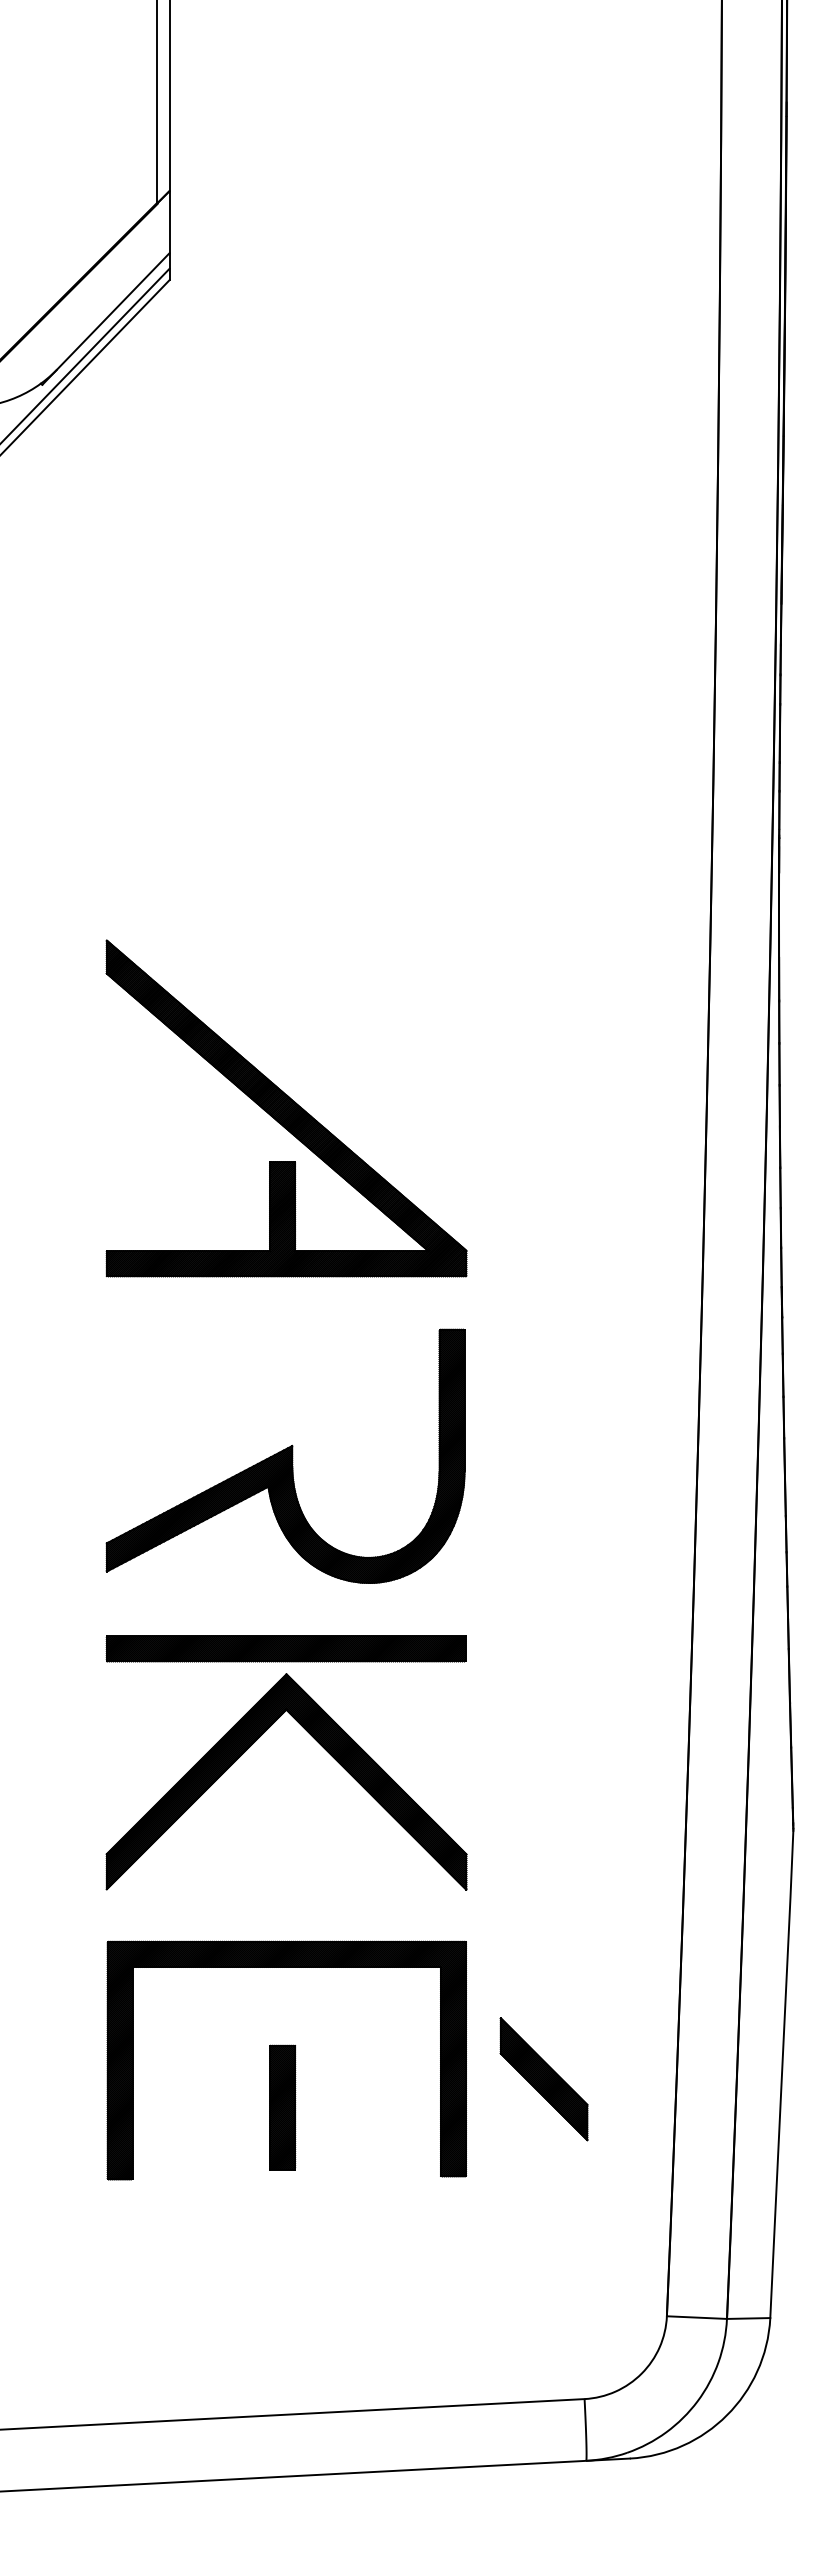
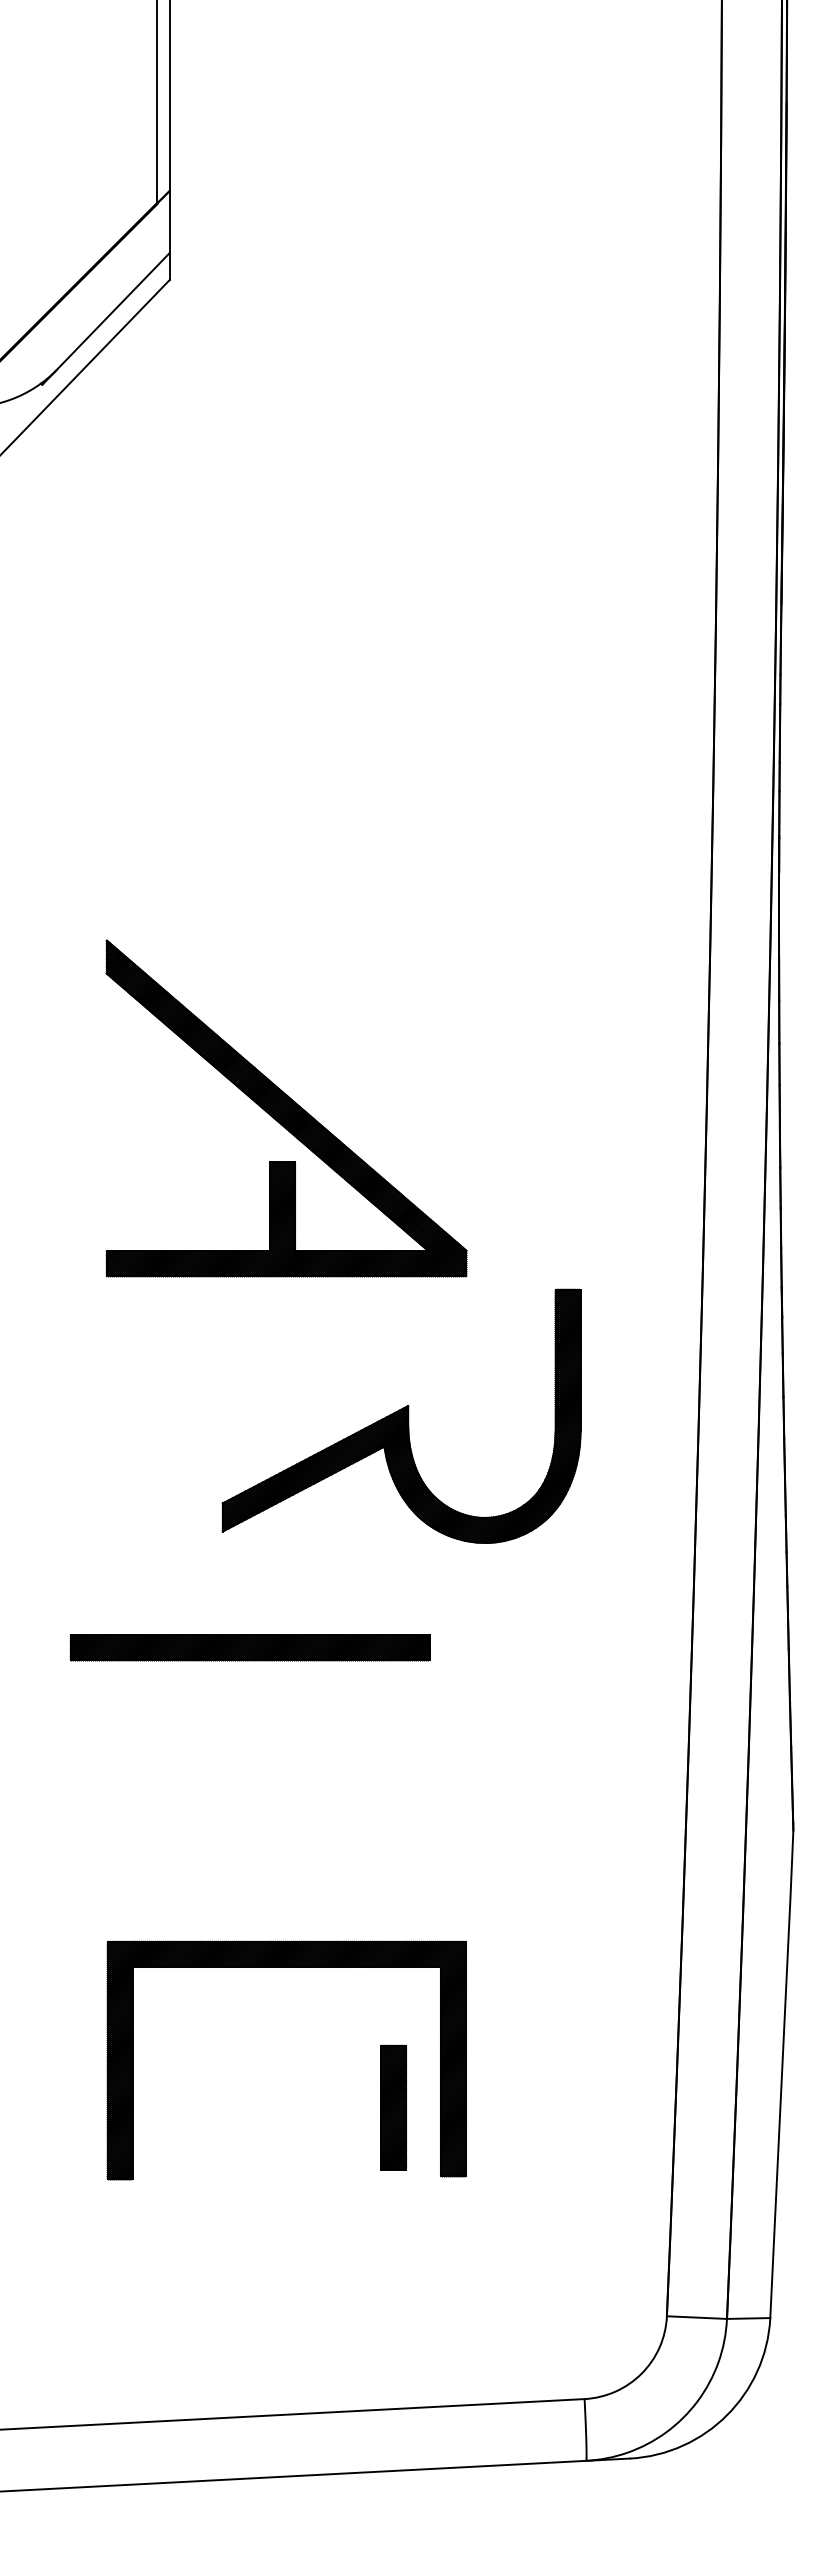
line: present -> none (85, 355)
part position: (285, 1455) -> (401, 1415) (401, 1415)
part position: (285, 1648) -> (249, 1647) (249, 1647)
part: present -> none (251, 1746)
part: present -> none (543, 2079)
part position: (282, 2107) -> (393, 2107) (393, 2107)
